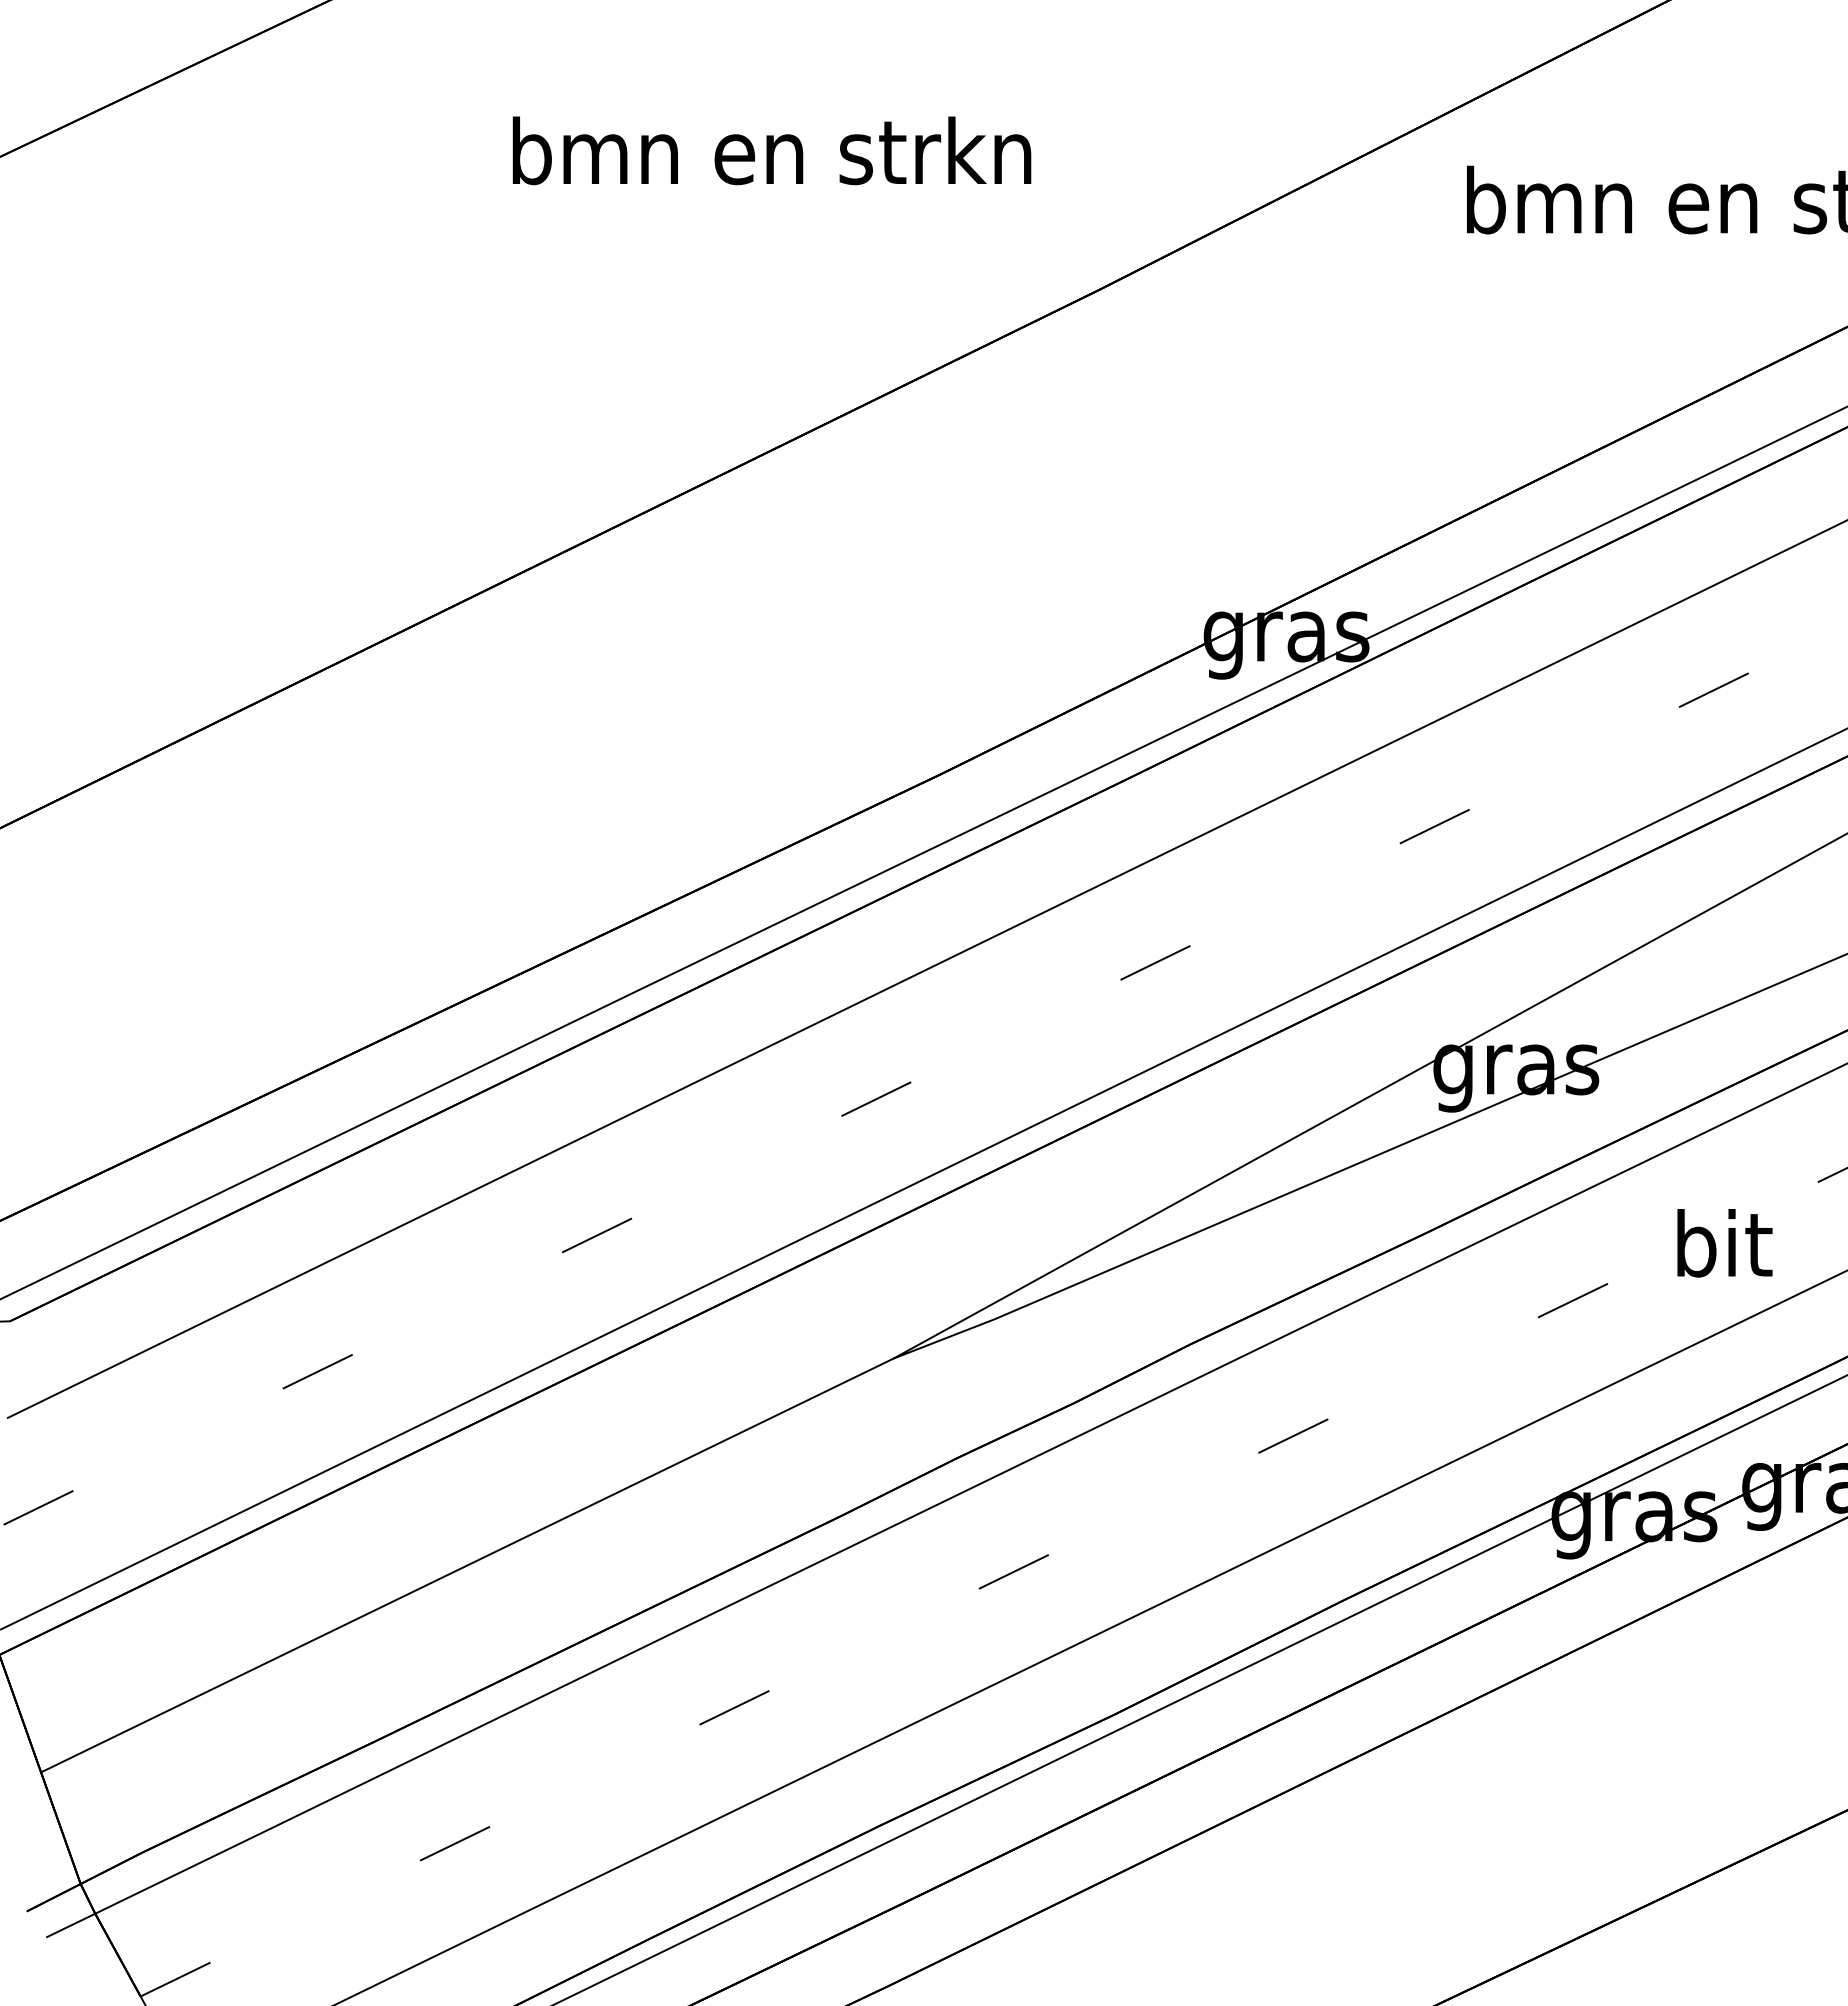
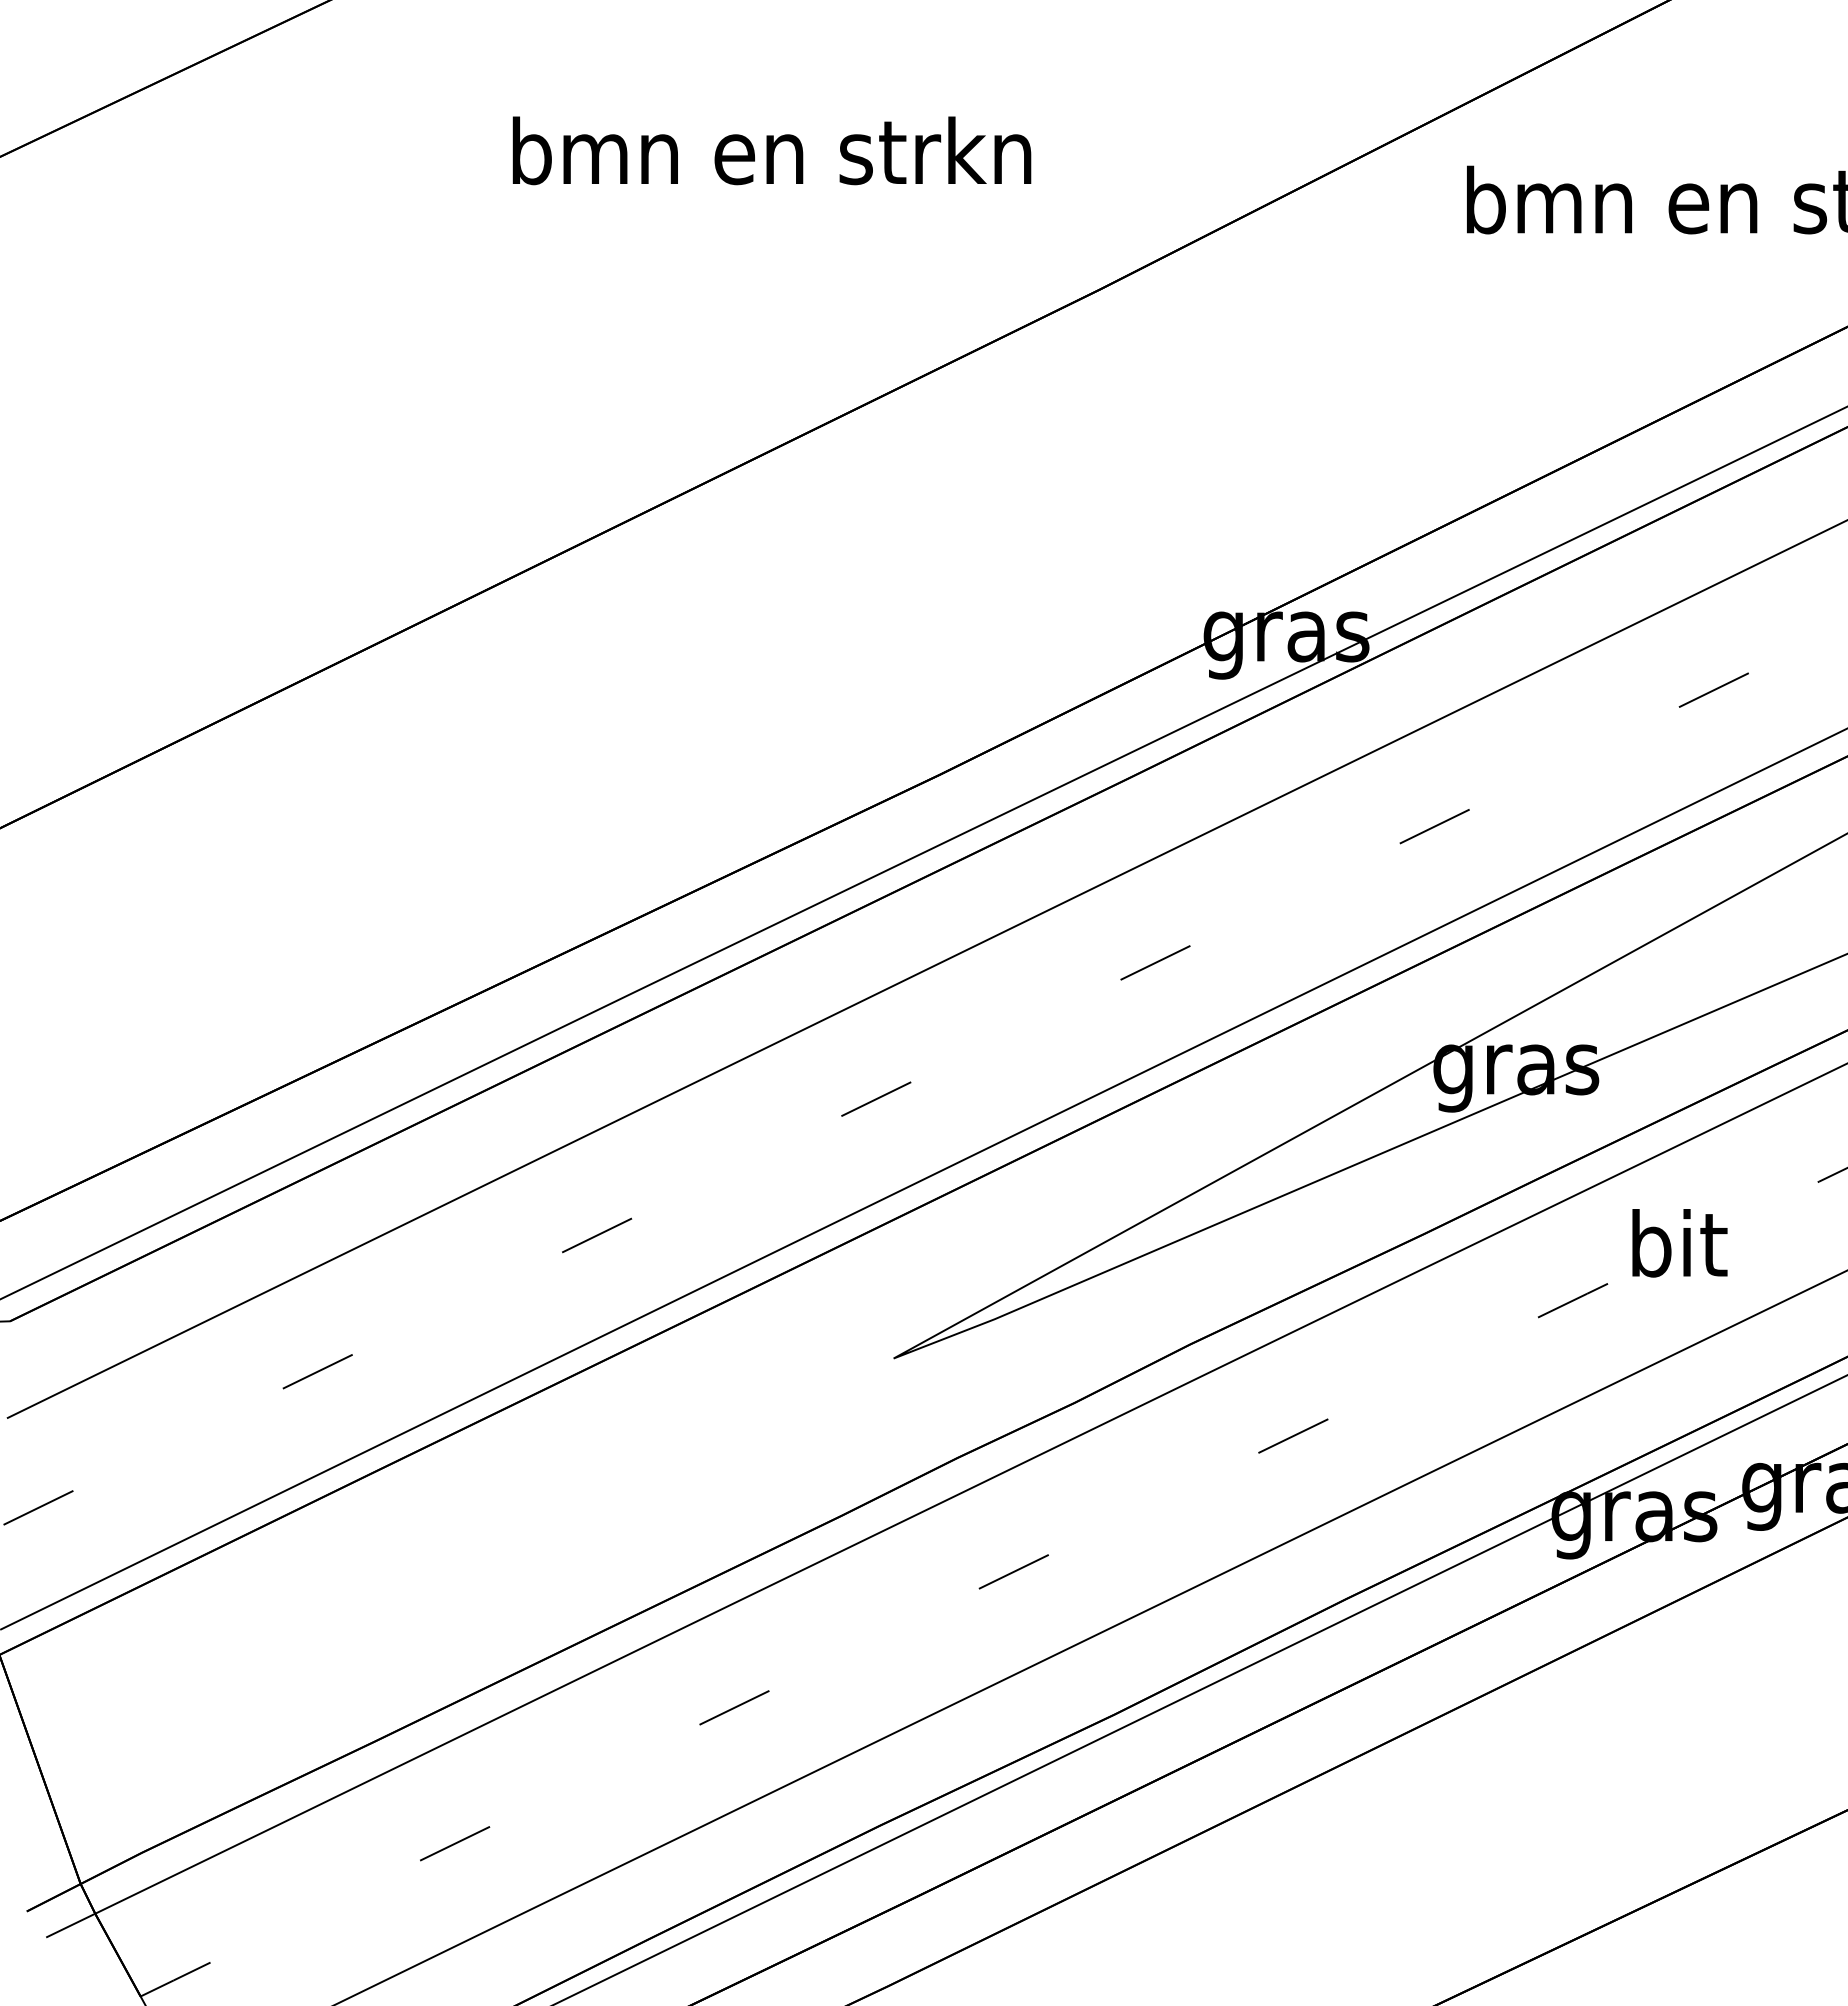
text position: (1724, 1243) -> (1679, 1243) (1679, 1243)
line: present -> none (467, 1565)
